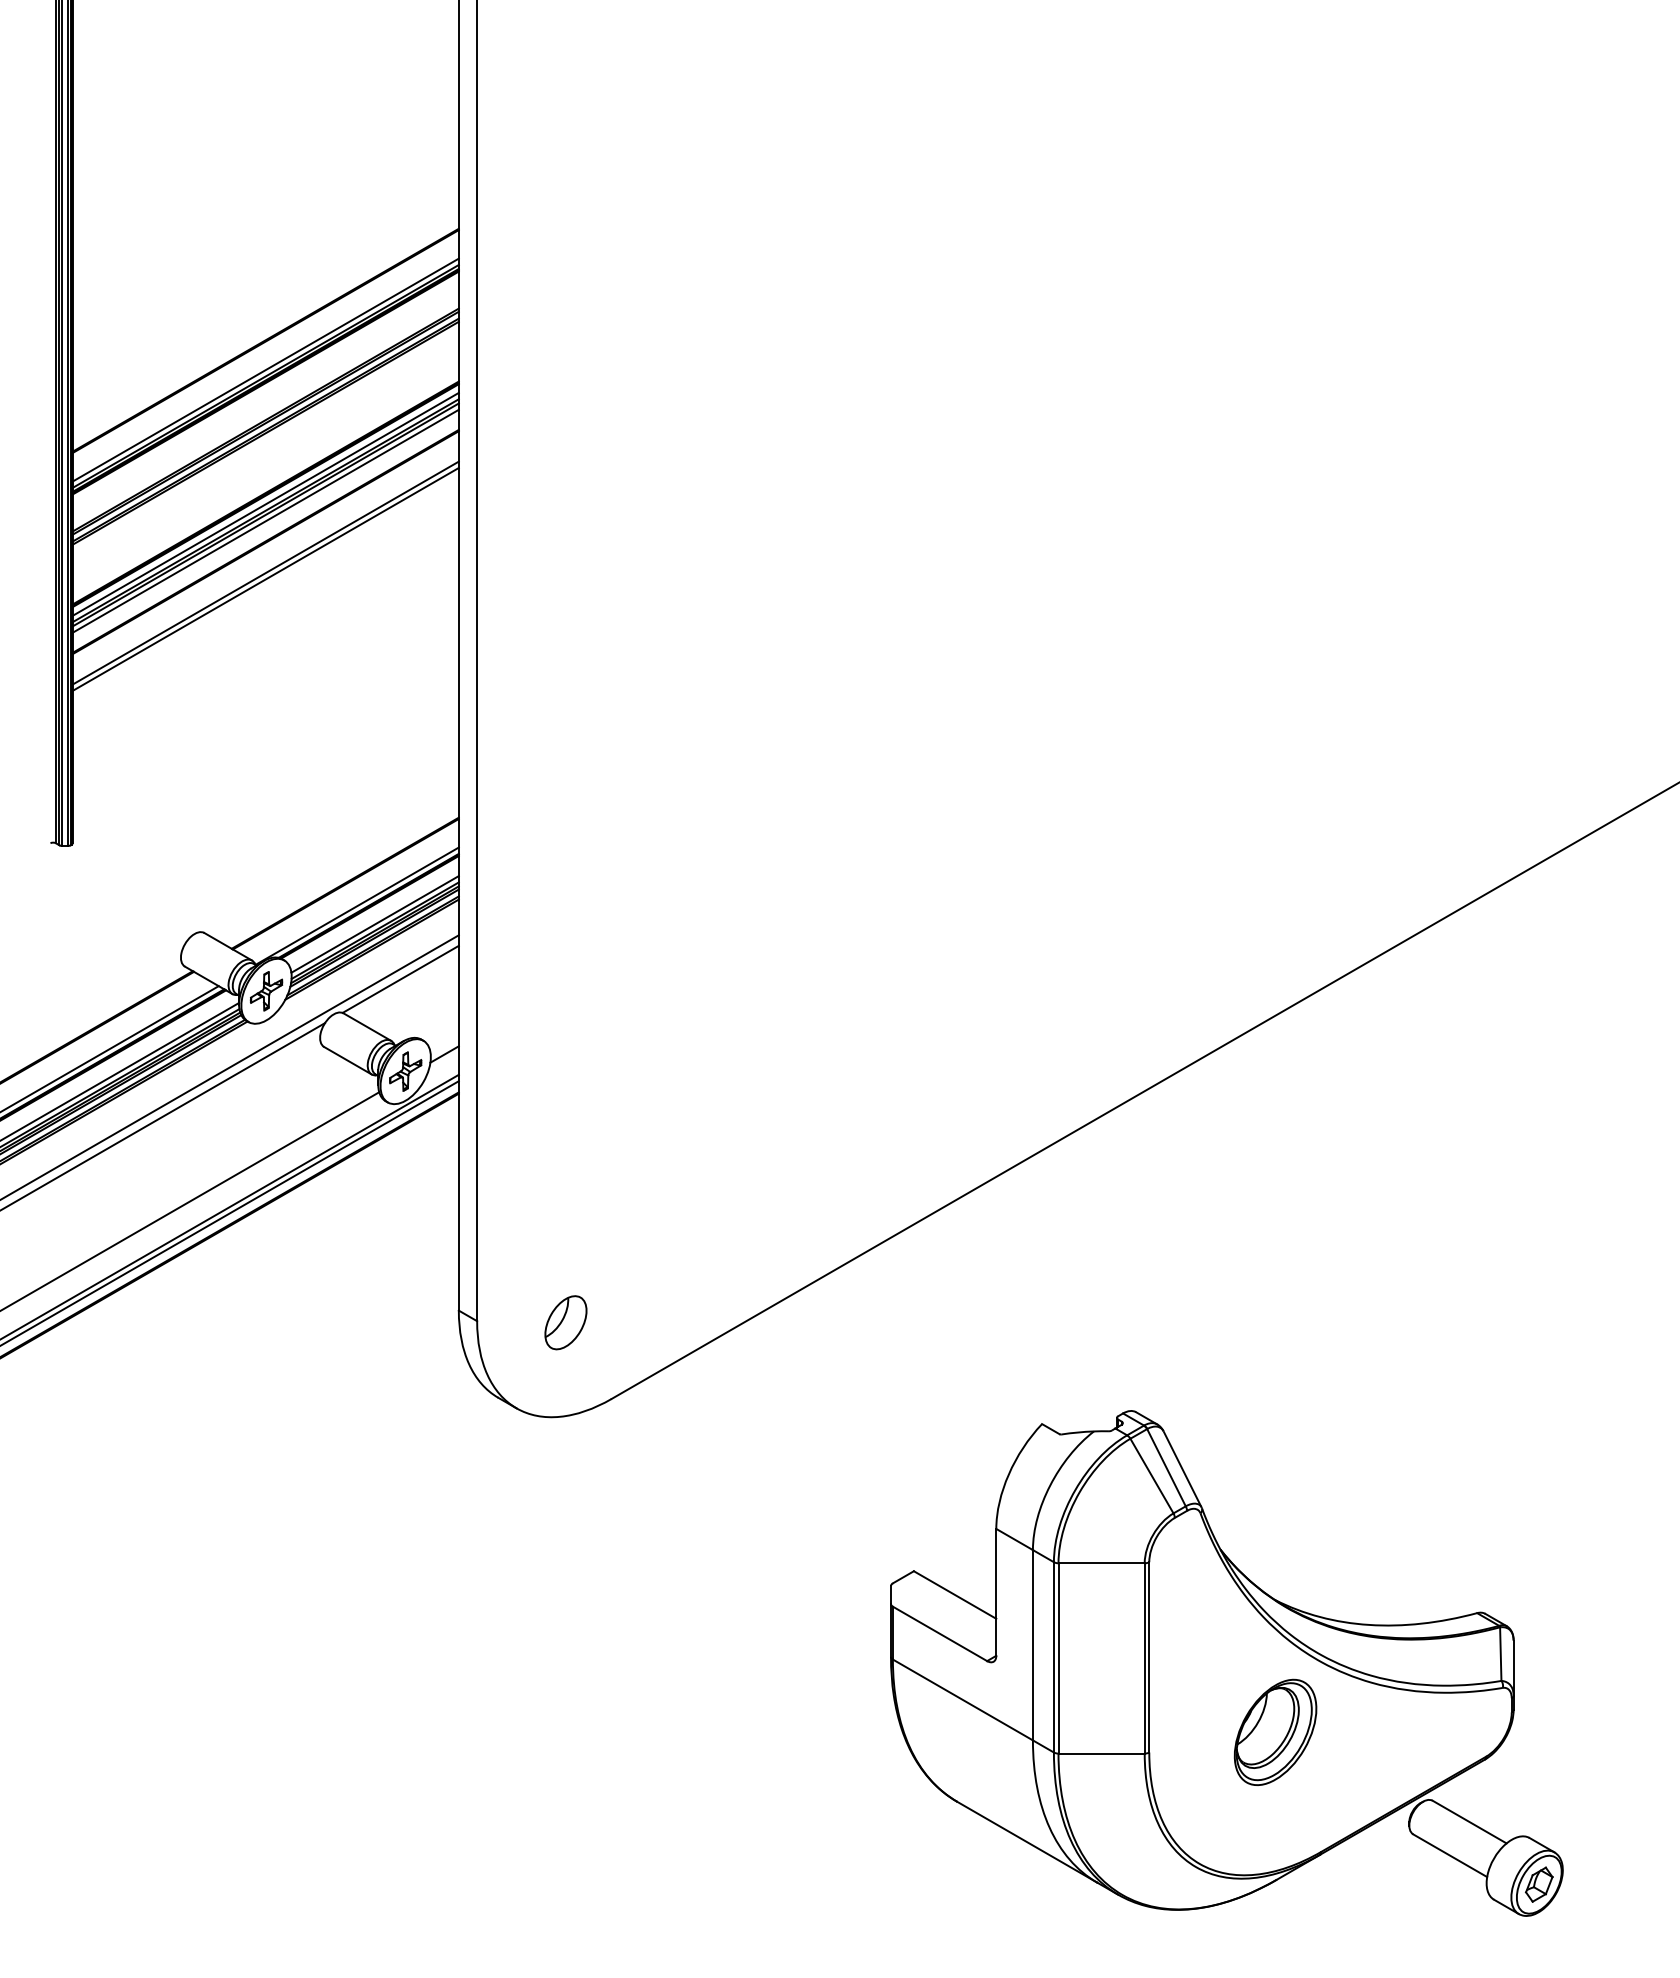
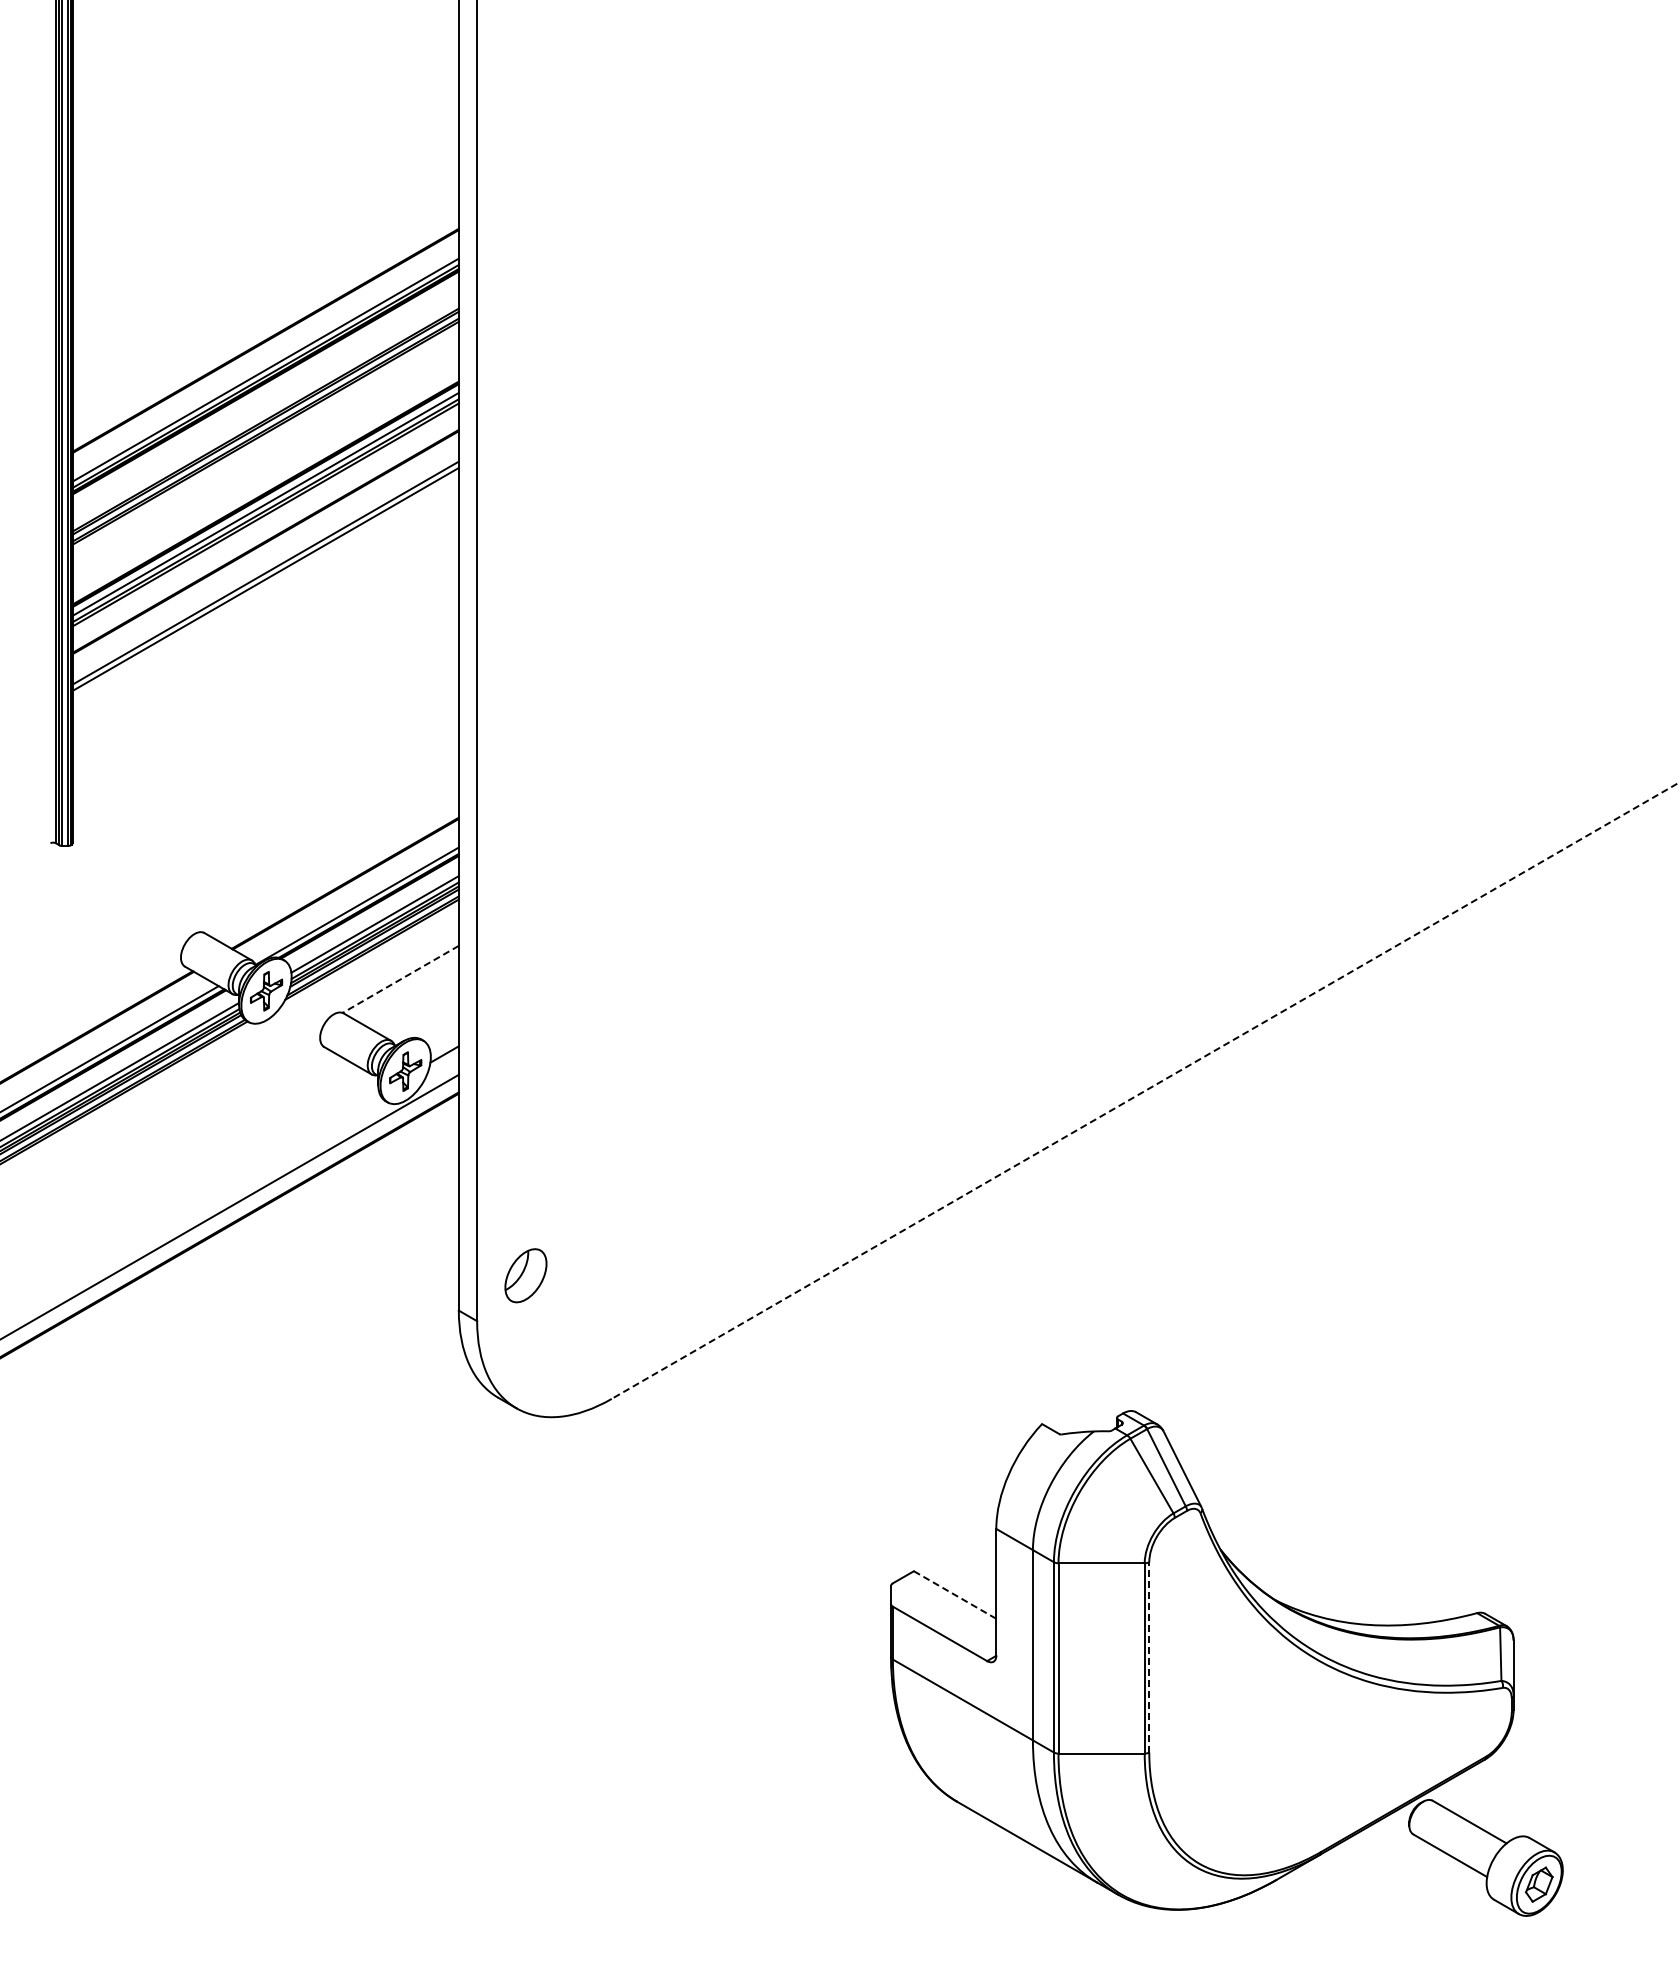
line: present -> none (265, 520)
line: solid -> dashed (400, 979)
line: present -> none (230, 1066)
line: solid -> dashed (1145, 1090)
line: present -> none (163, 1116)
line: present -> none (190, 1200)
line: present -> none (230, 1212)
part position: (565, 1322) -> (525, 1275) (525, 1275)
line: solid -> dashed (955, 1595)
line: solid -> dashed (1149, 1656)
part: present -> none (1275, 1731)
